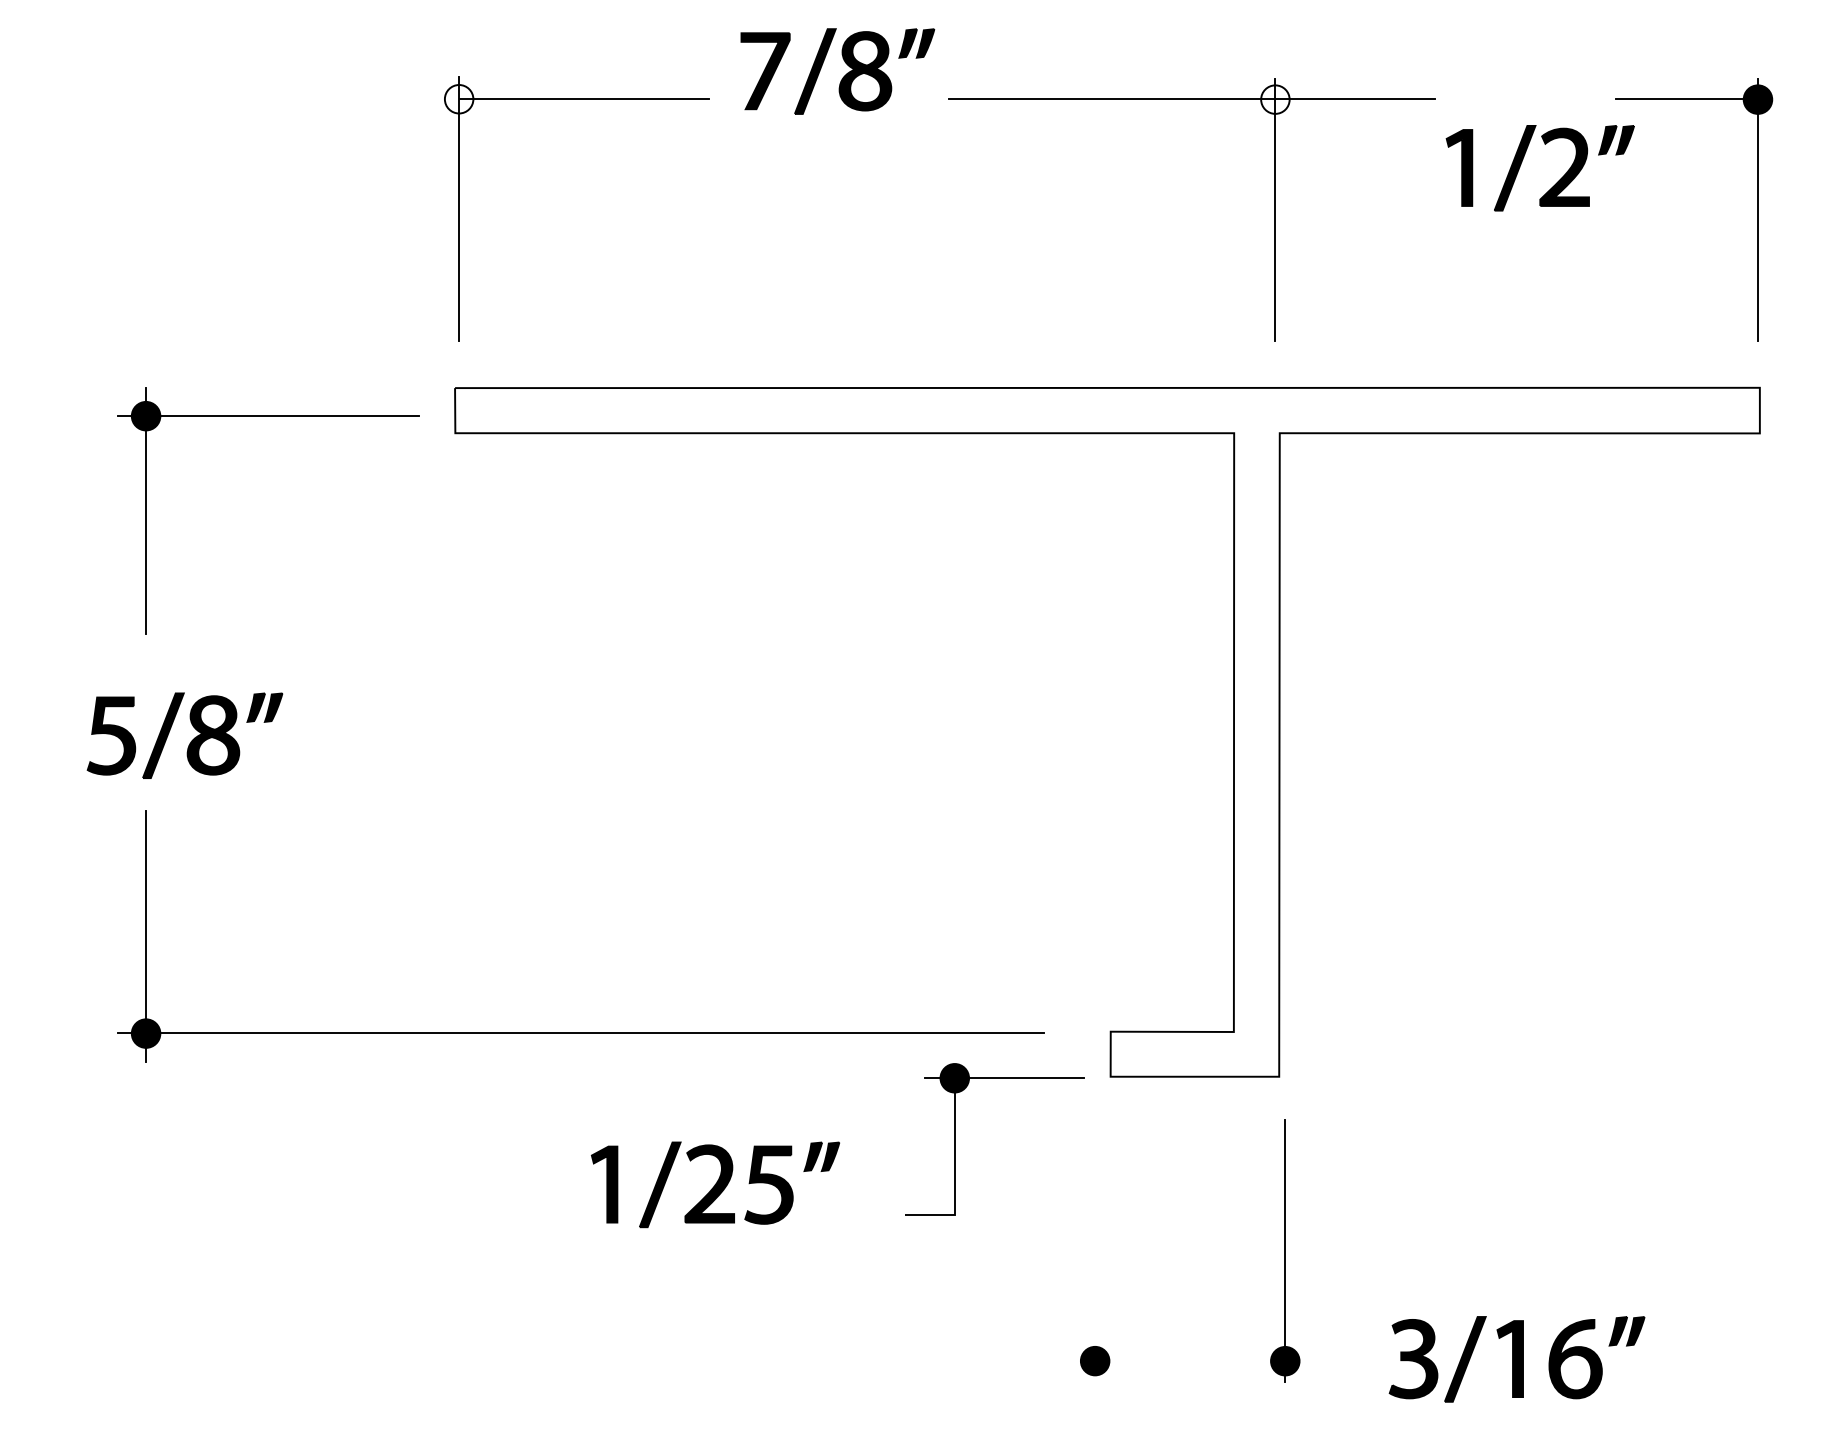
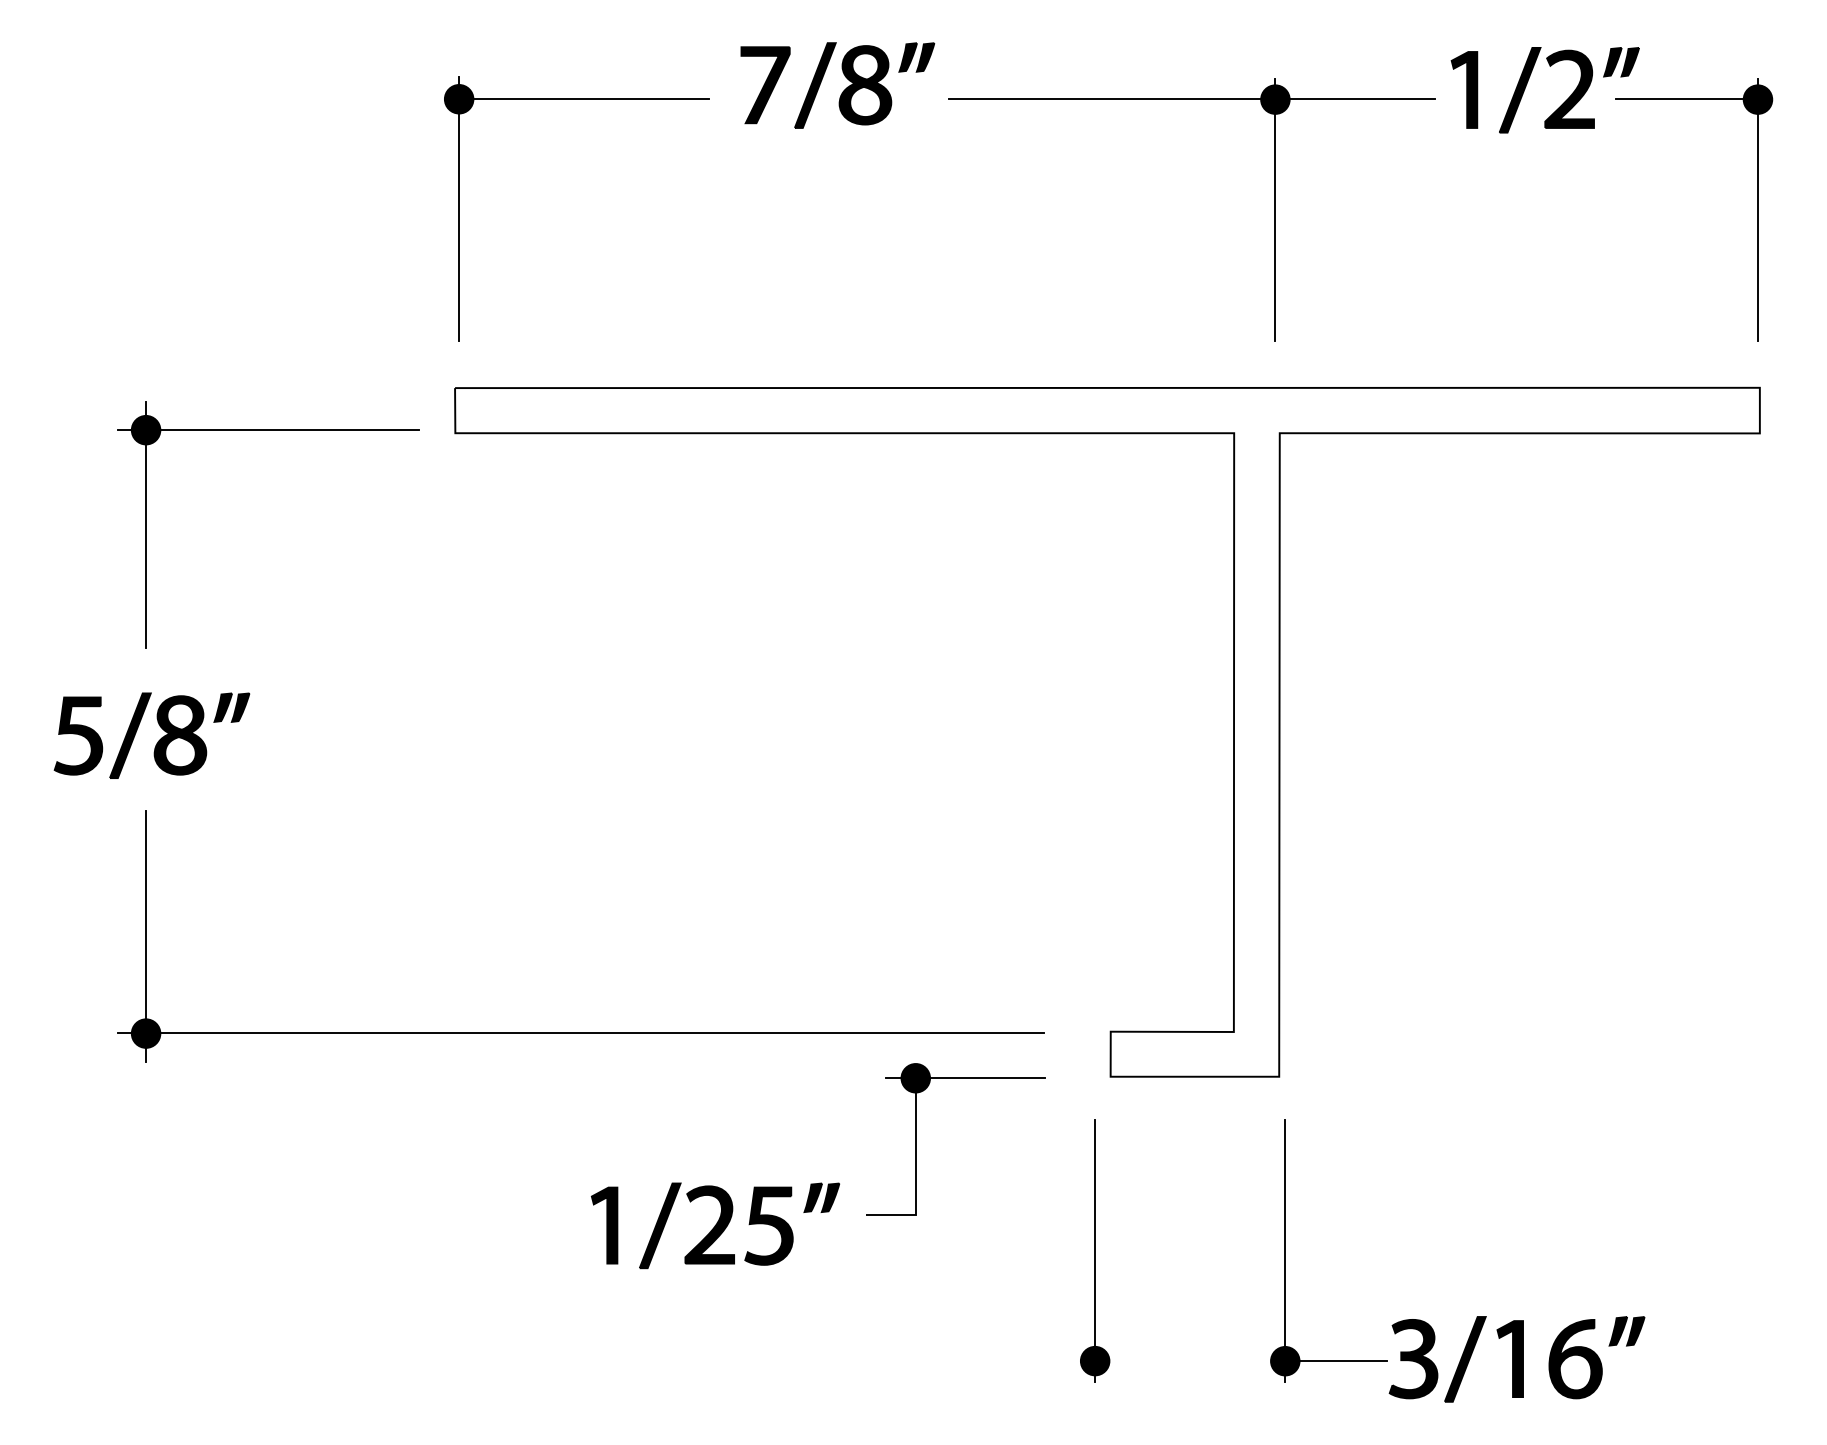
part position: (843, 76) -> (843, 90) (843, 90)
fill: none -> present (458, 99)
fill: none -> present (1275, 99)
part position: (1522, 162) -> (1527, 84) (1527, 84)
part position: (268, 416) -> (268, 430) (268, 430)
part position: (190, 741) -> (157, 741) (157, 741)
part position: (955, 1139) -> (916, 1139) (916, 1139)
part position: (715, 1184) -> (715, 1225) (715, 1225)
line: none -> present (1094, 1250)
line: none -> present (1336, 1361)
